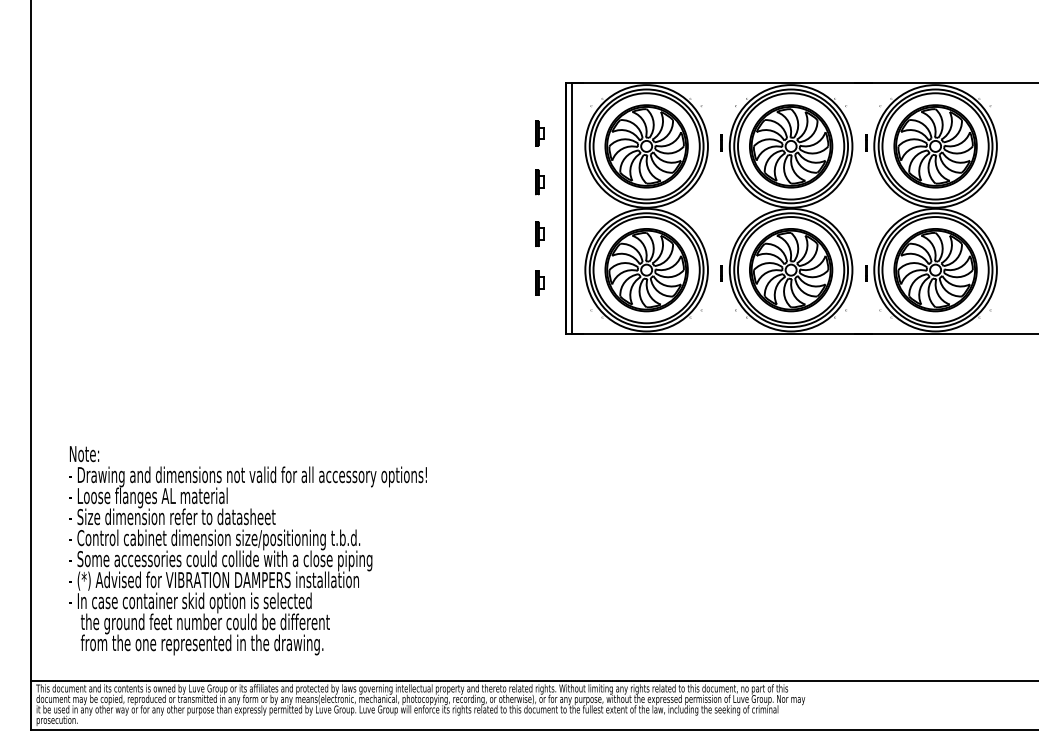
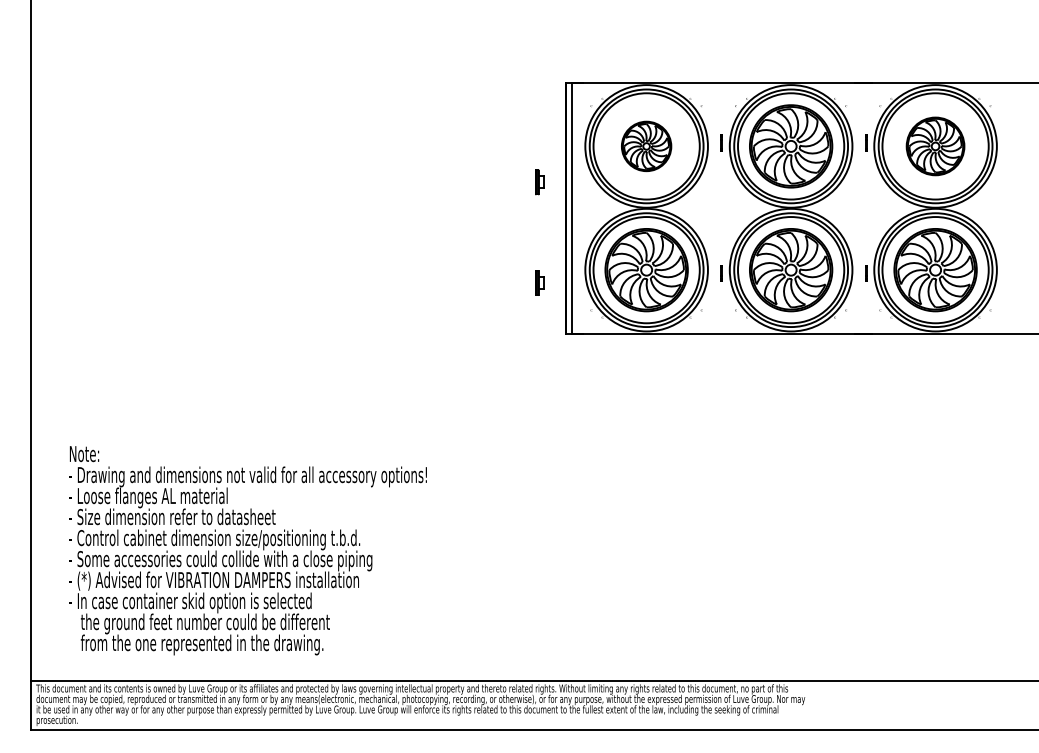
part: present -> none (539, 133)
part size: 85x85 px -> 52x53 px (646, 146)
part size: 85x85 px -> 61x61 px (935, 146)
part: present -> none (539, 233)
